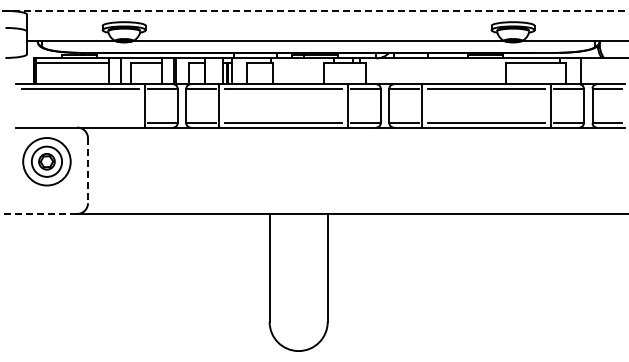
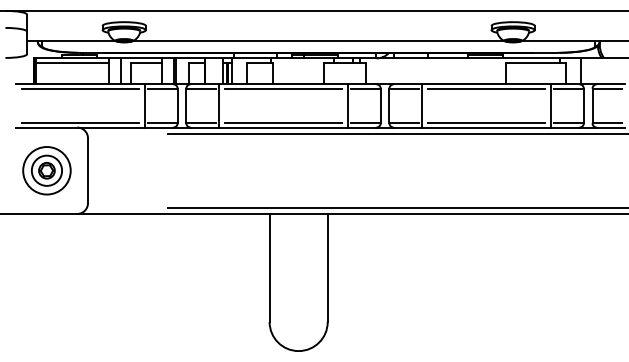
line: dashed -> solid (314, 10)
line: none -> present (80, 123)
line: none -> present (396, 134)
part position: (46, 161) -> (46, 170) (46, 170)
line: dashed -> solid (88, 171)
line: none -> present (396, 207)
line: dashed -> solid (38, 213)
